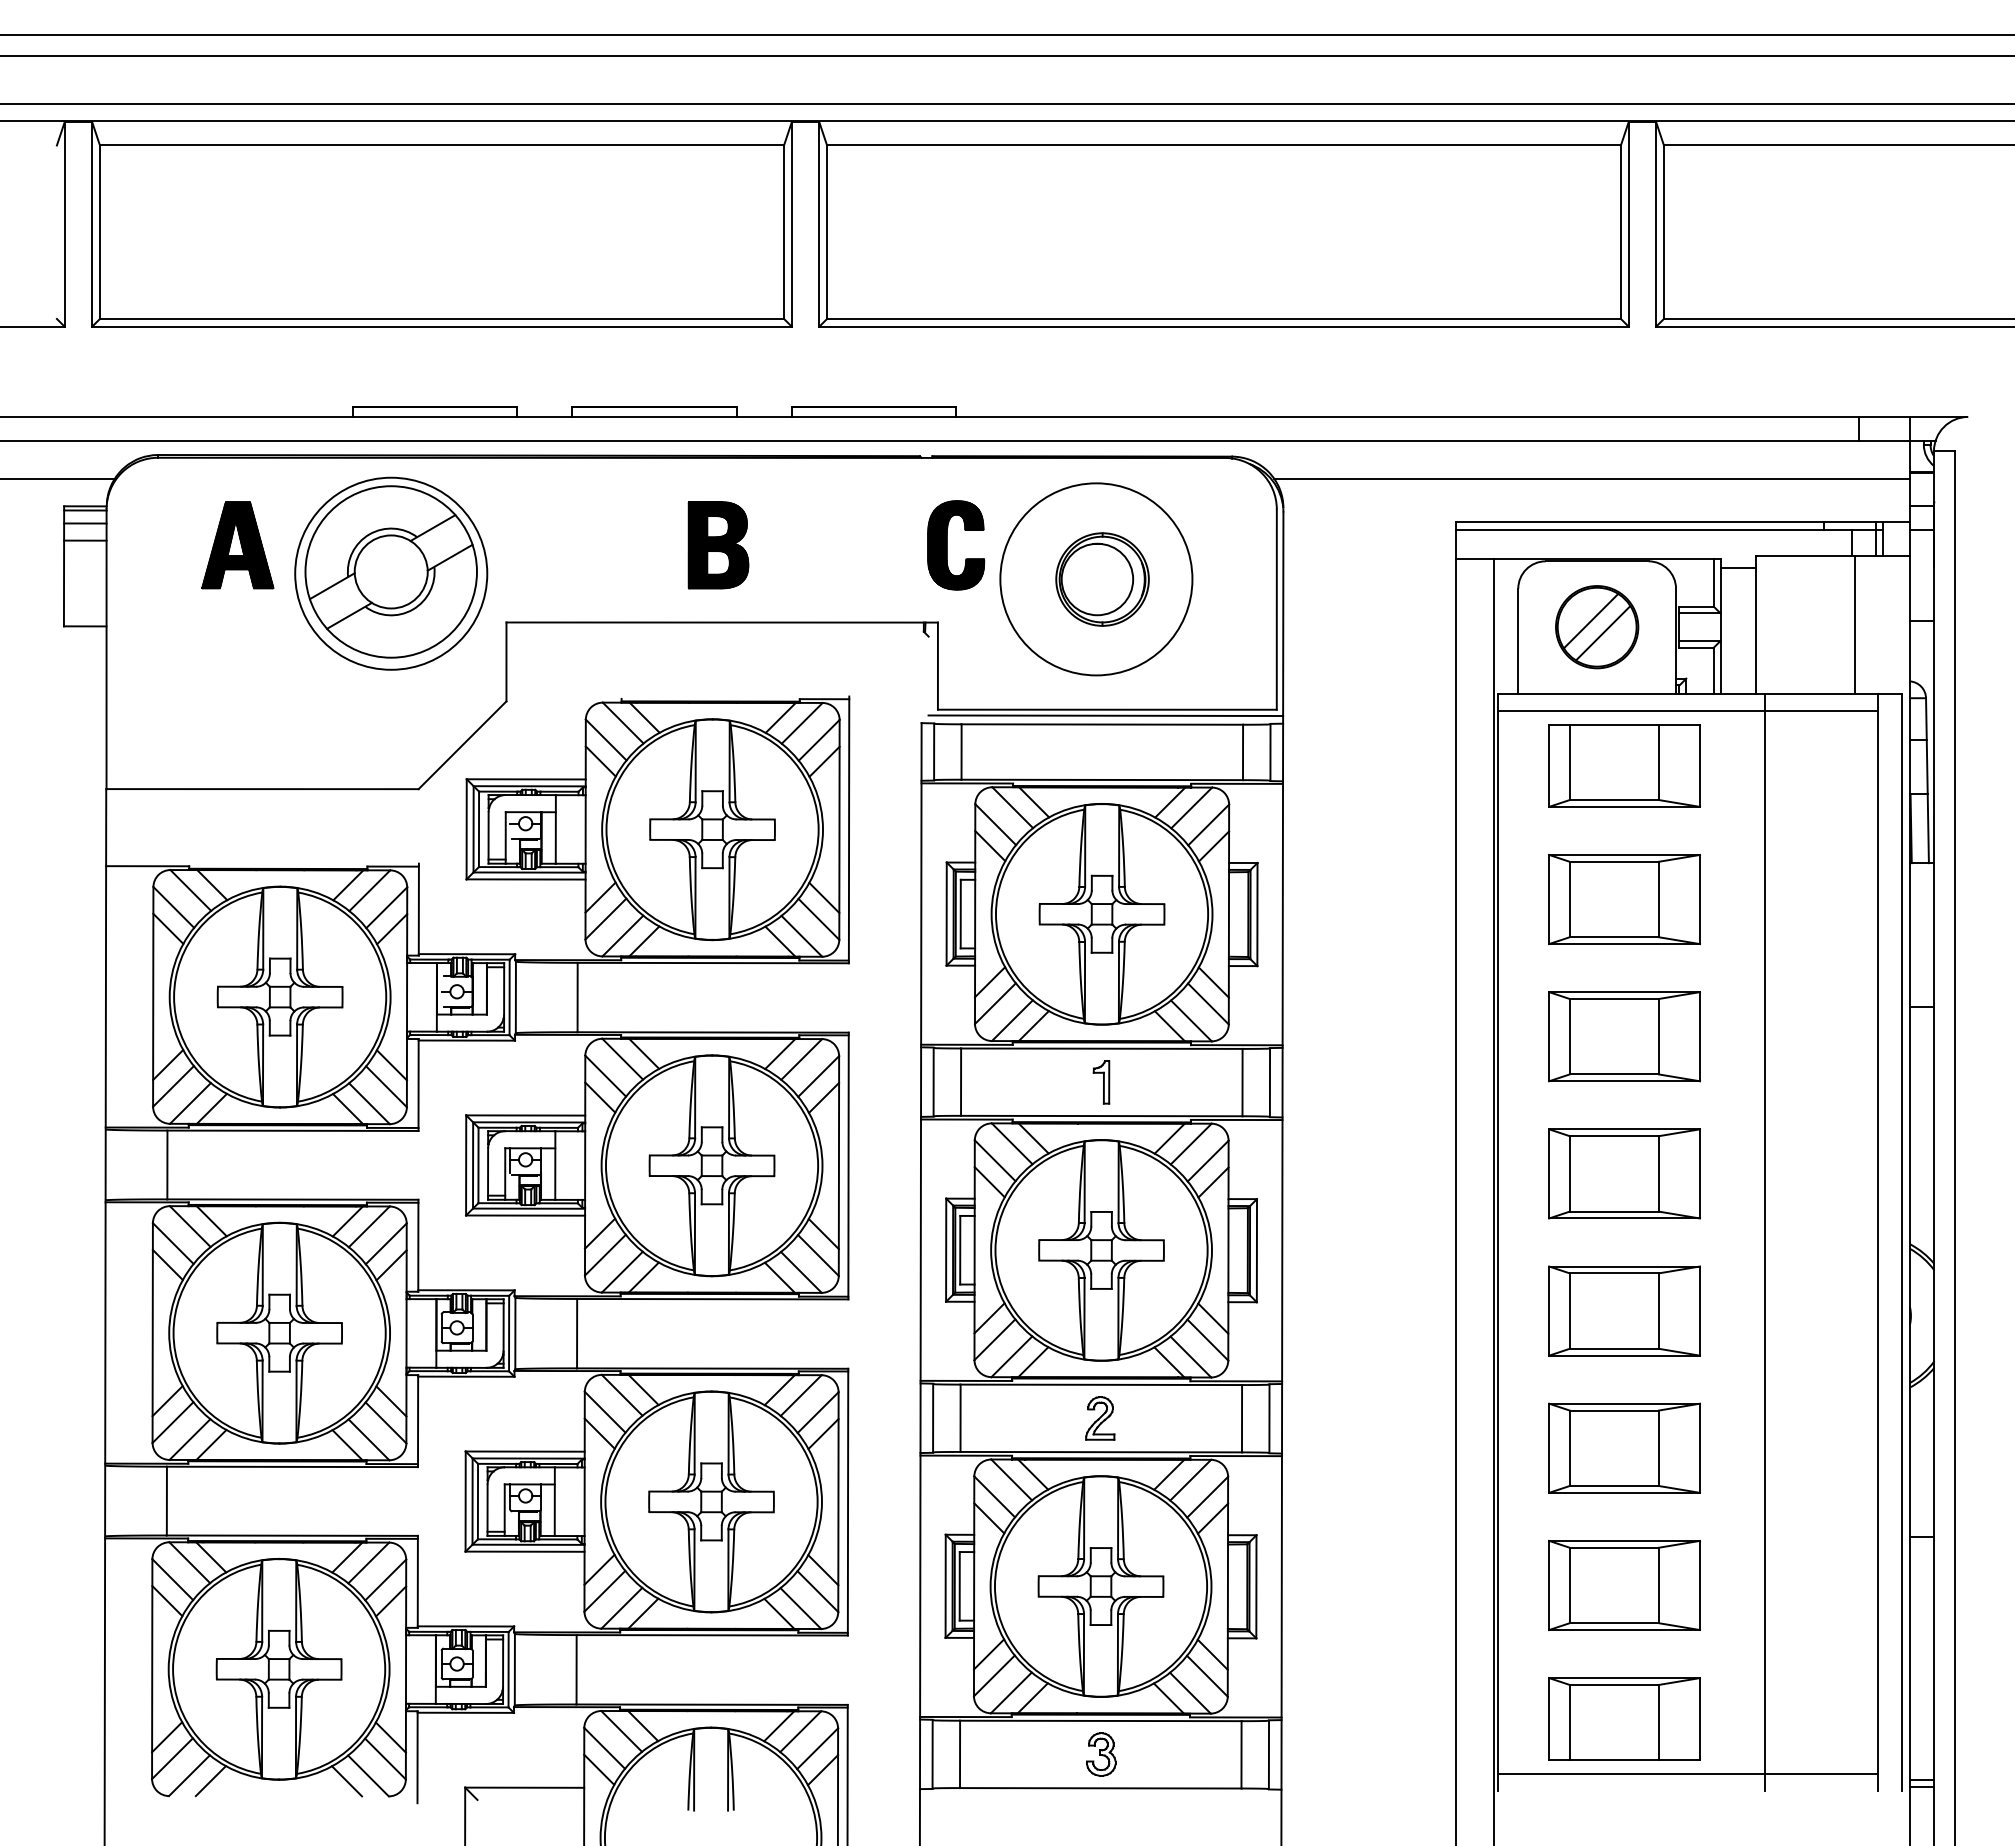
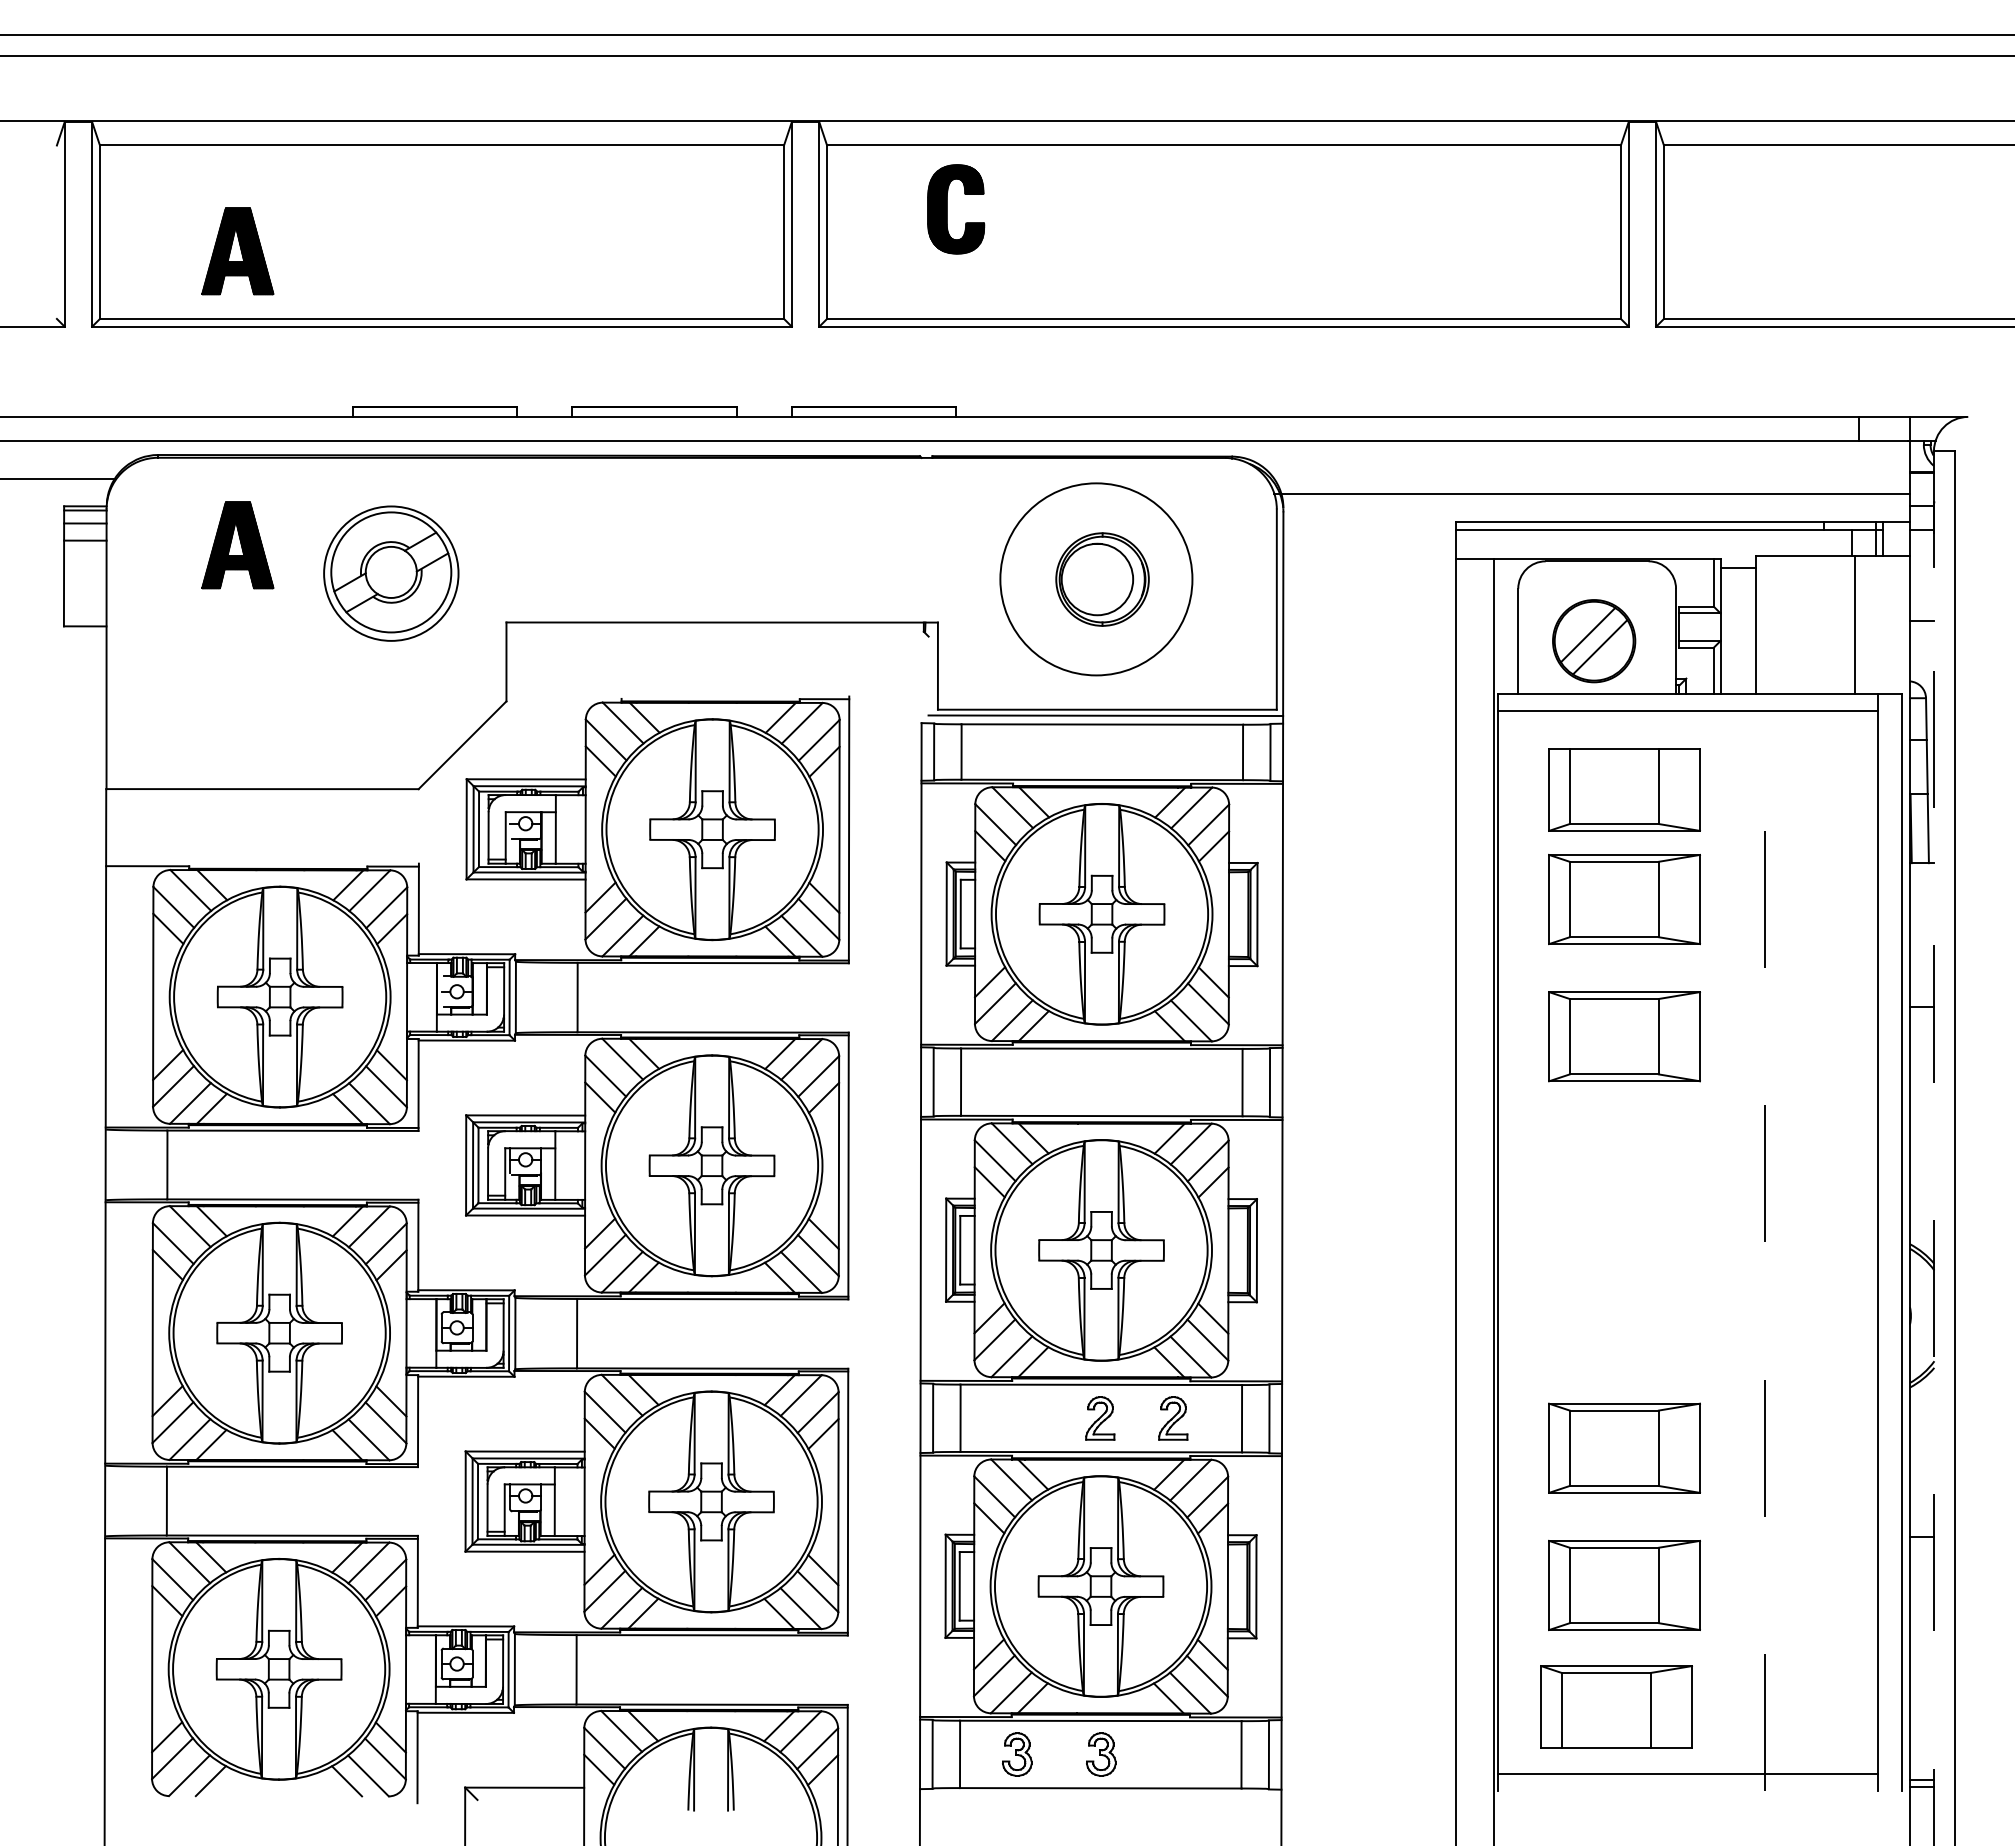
line: present -> none (1006, 103)
part: none -> present (237, 251)
line position: (1591, 479) -> (1591, 494) (1591, 494)
part: present -> none (718, 545)
part position: (947, 545) -> (947, 209) (947, 209)
part size: 195x195 px -> 137x137 px (391, 573)
part position: (1597, 627) -> (1594, 641) (1594, 641)
part position: (1624, 765) -> (1624, 789) (1624, 789)
part: present -> none (1101, 1082)
part: present -> none (1624, 1173)
line: solid -> dashed (1934, 1174)
line: solid -> dashed (1765, 1242)
part: present -> none (1624, 1310)
part: none -> present (1173, 1418)
part position: (1624, 1718) -> (1616, 1706) (1616, 1706)
part: none -> present (1017, 1754)
